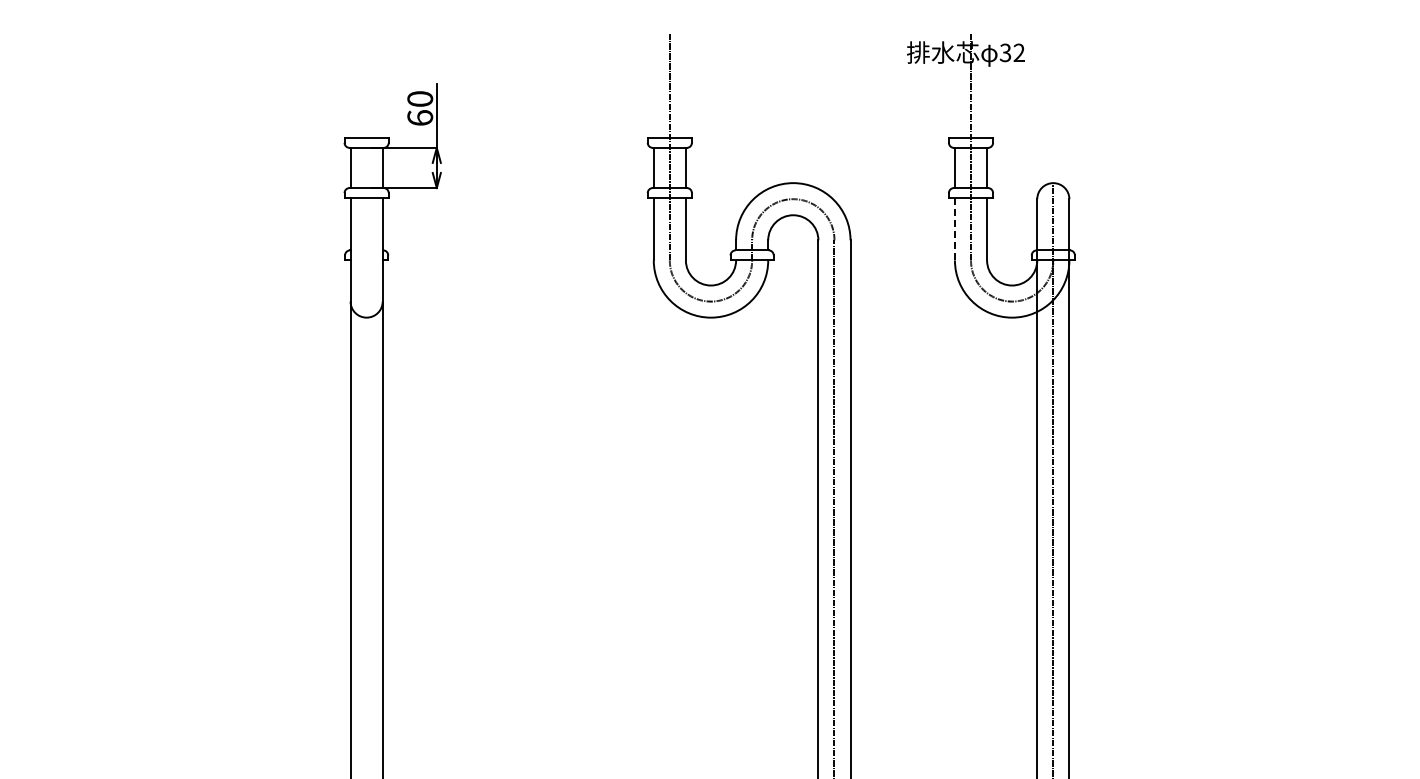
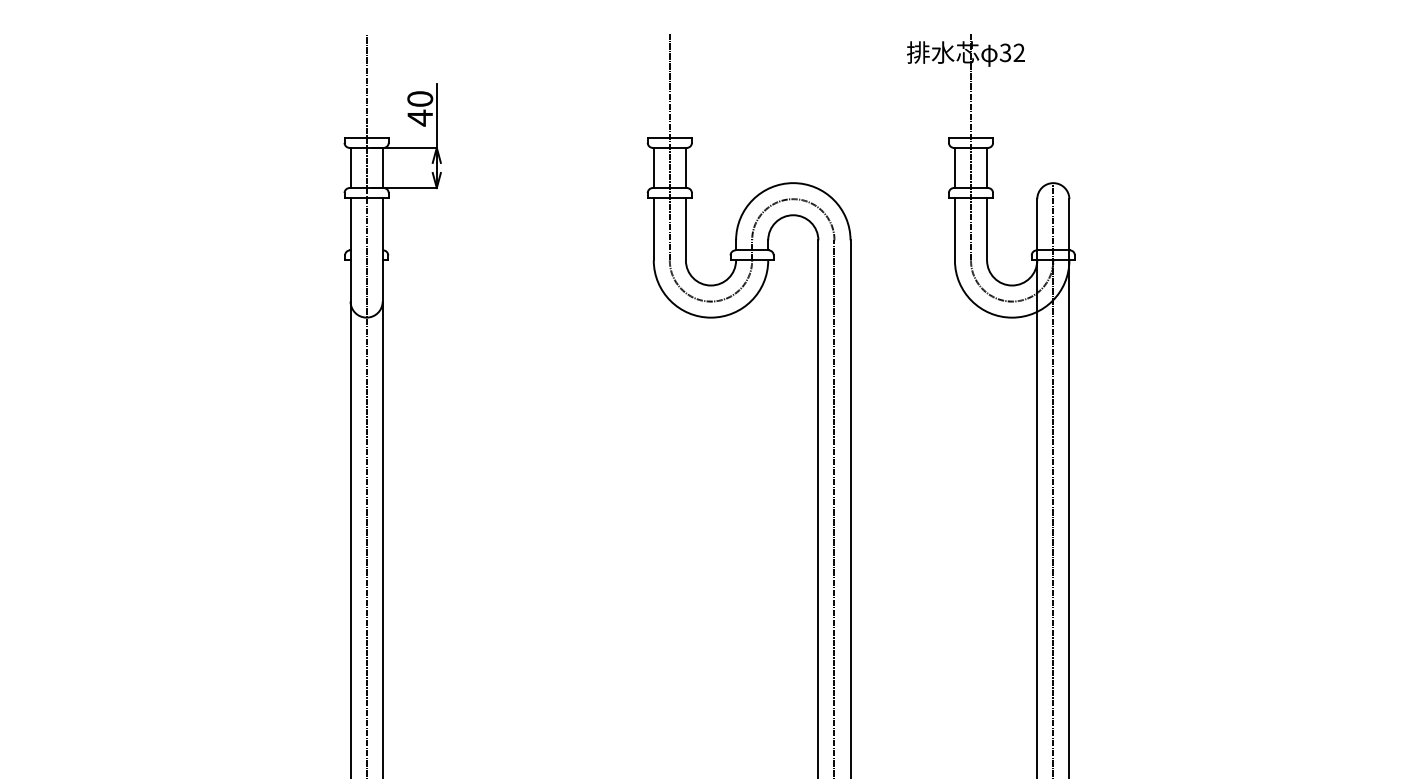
text: 60 -> 40 (420, 117)
line: dashed -> solid (954, 228)
line: none -> present (366, 404)
